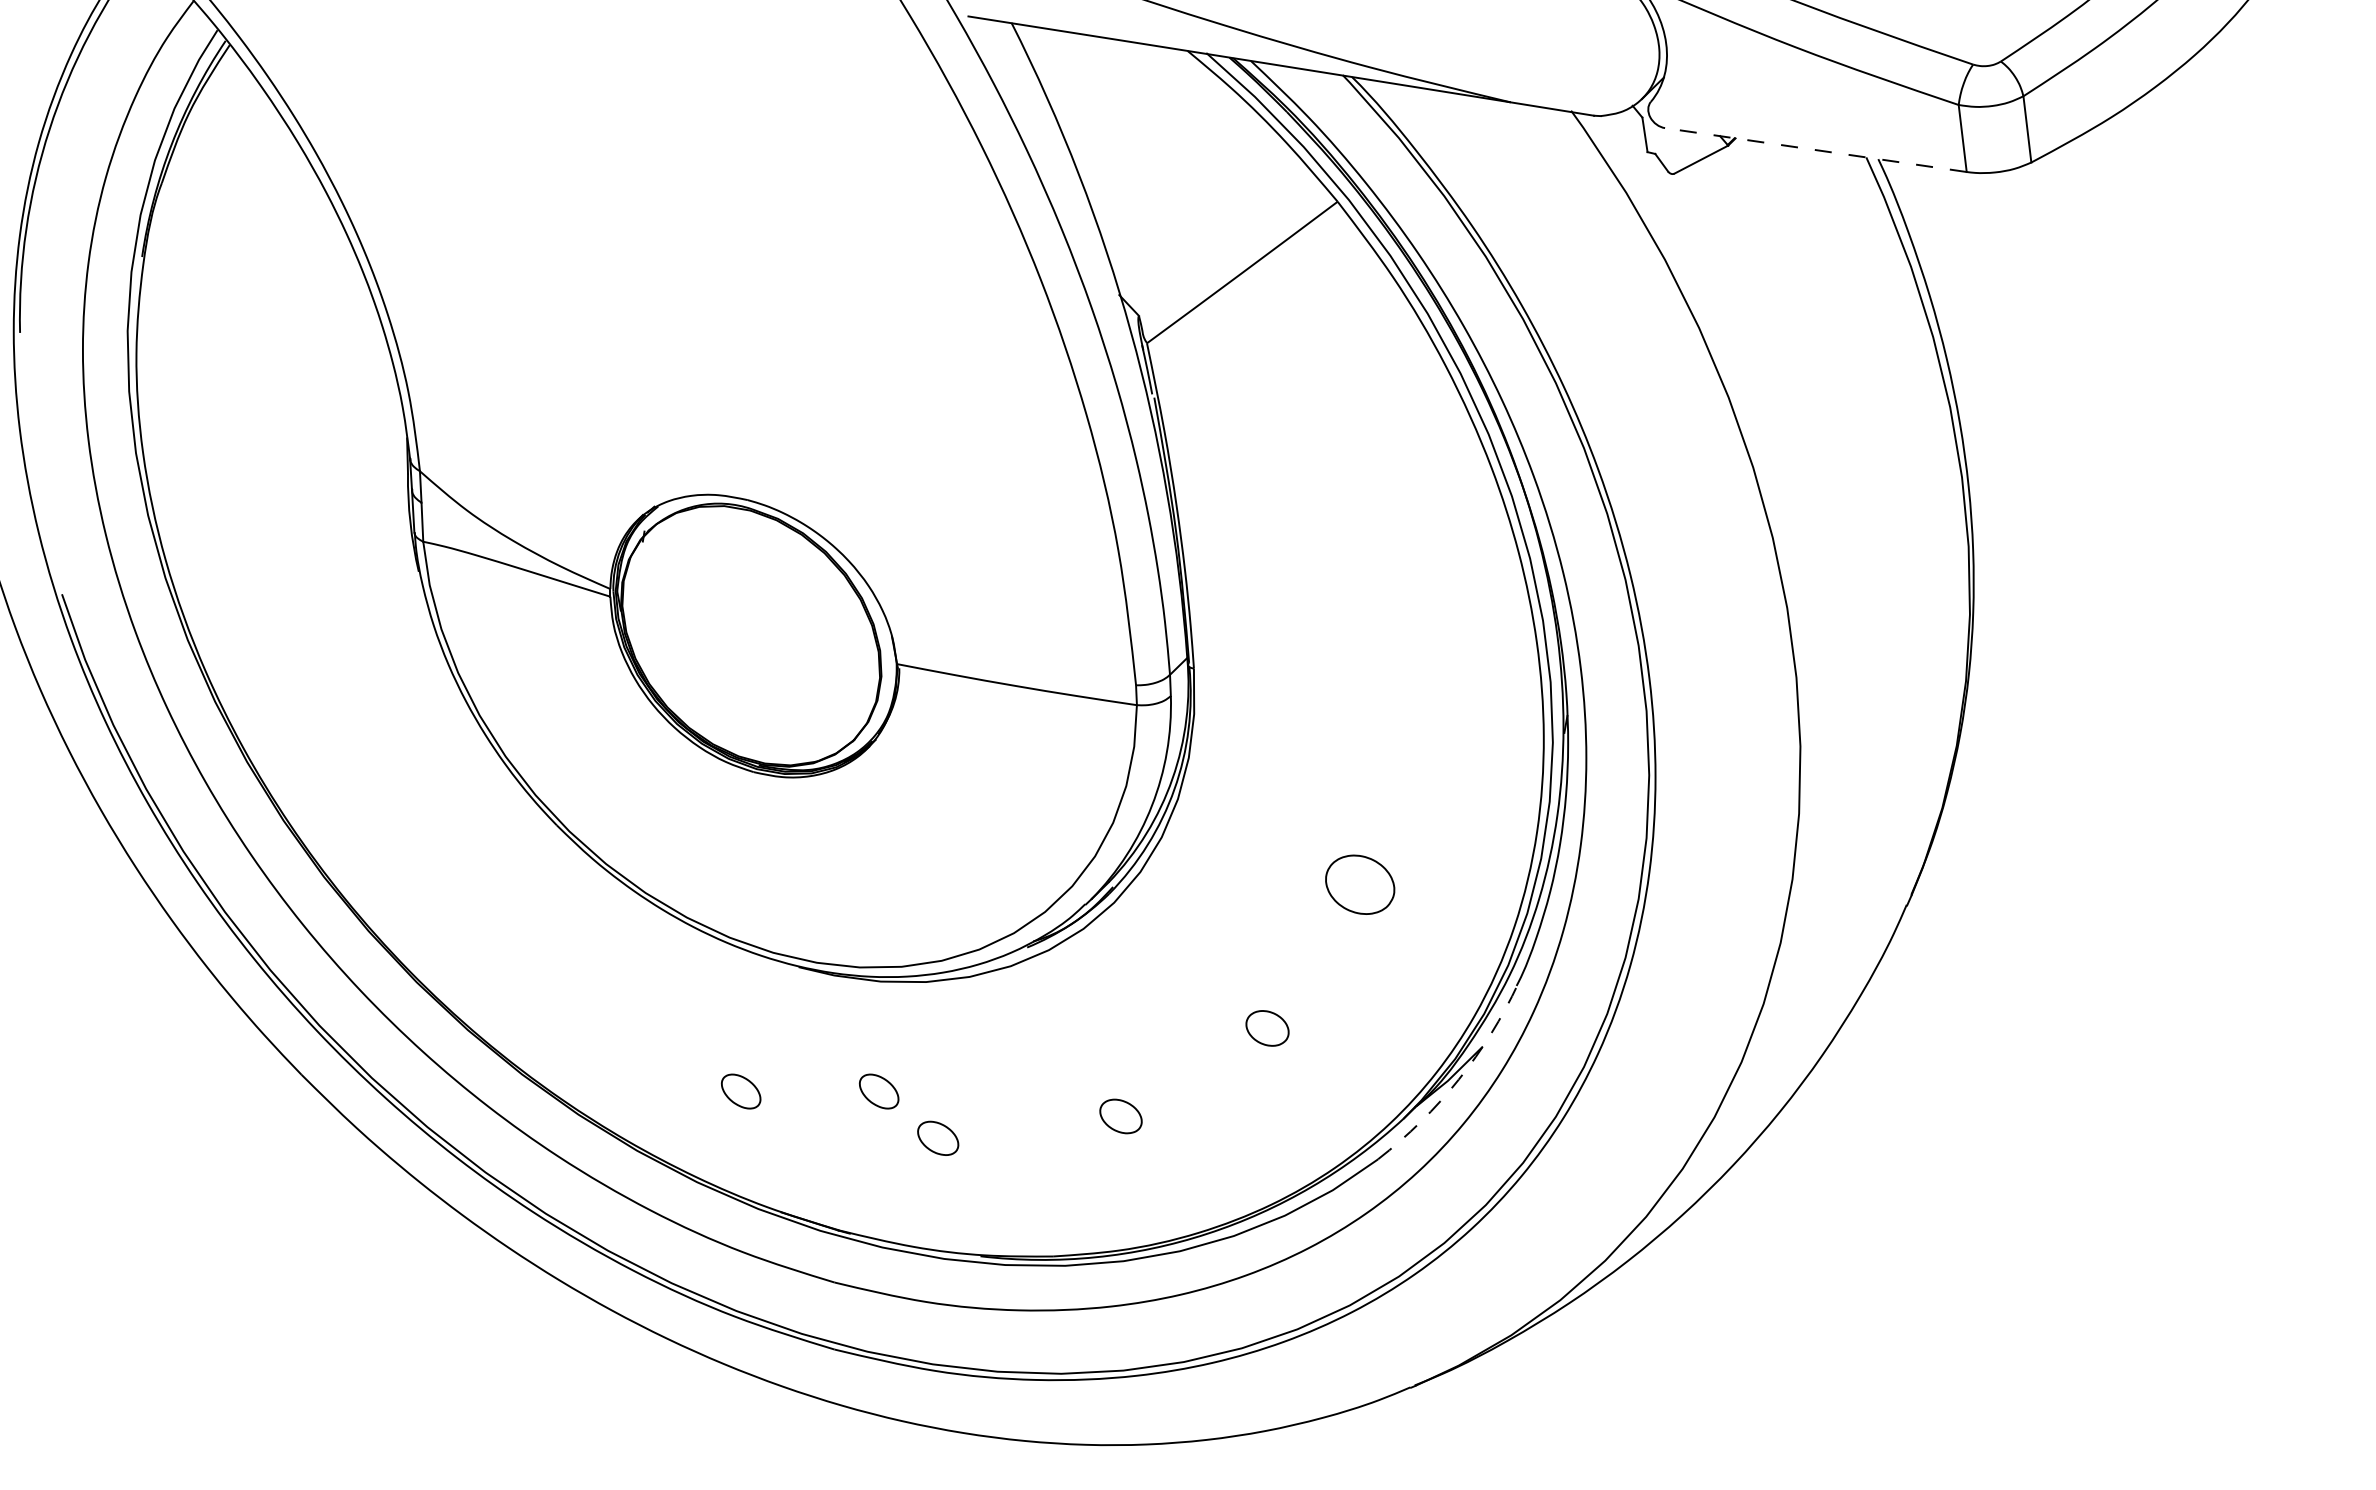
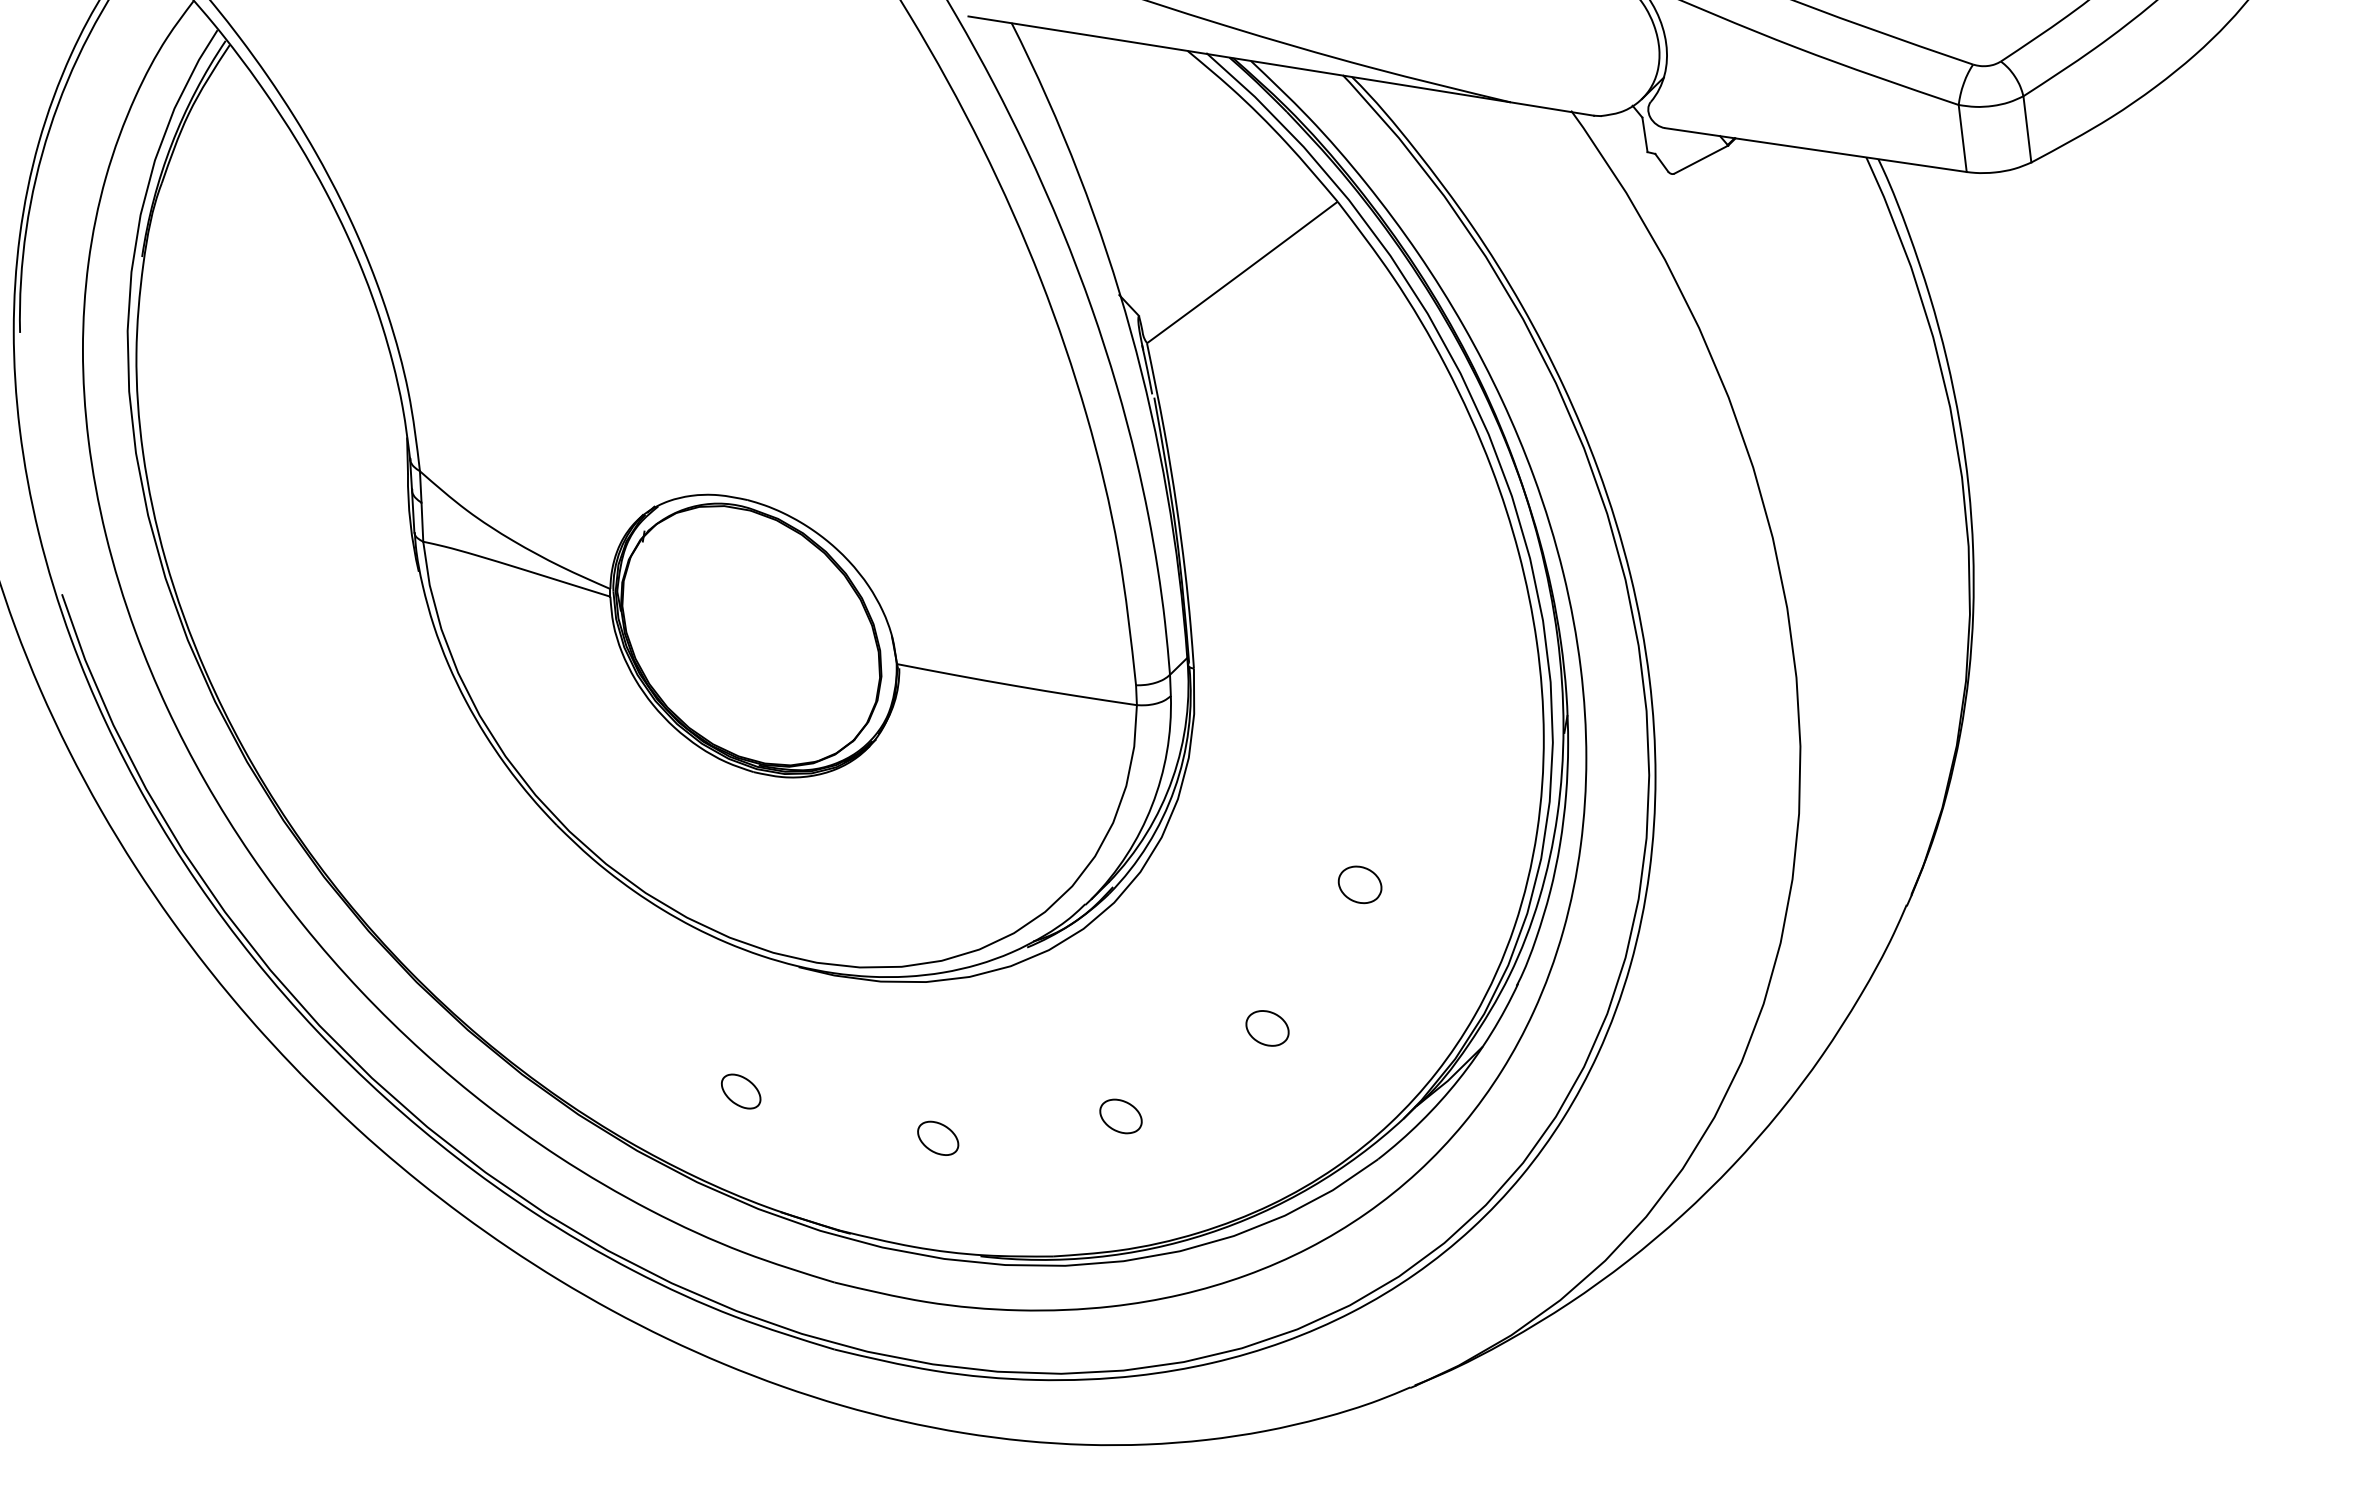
line: dashed -> solid (1815, 150)
part size: 71x61 px -> 46x40 px (1359, 884)
arc: dashed -> solid (1458, 1079)
part: present -> none (879, 1091)
